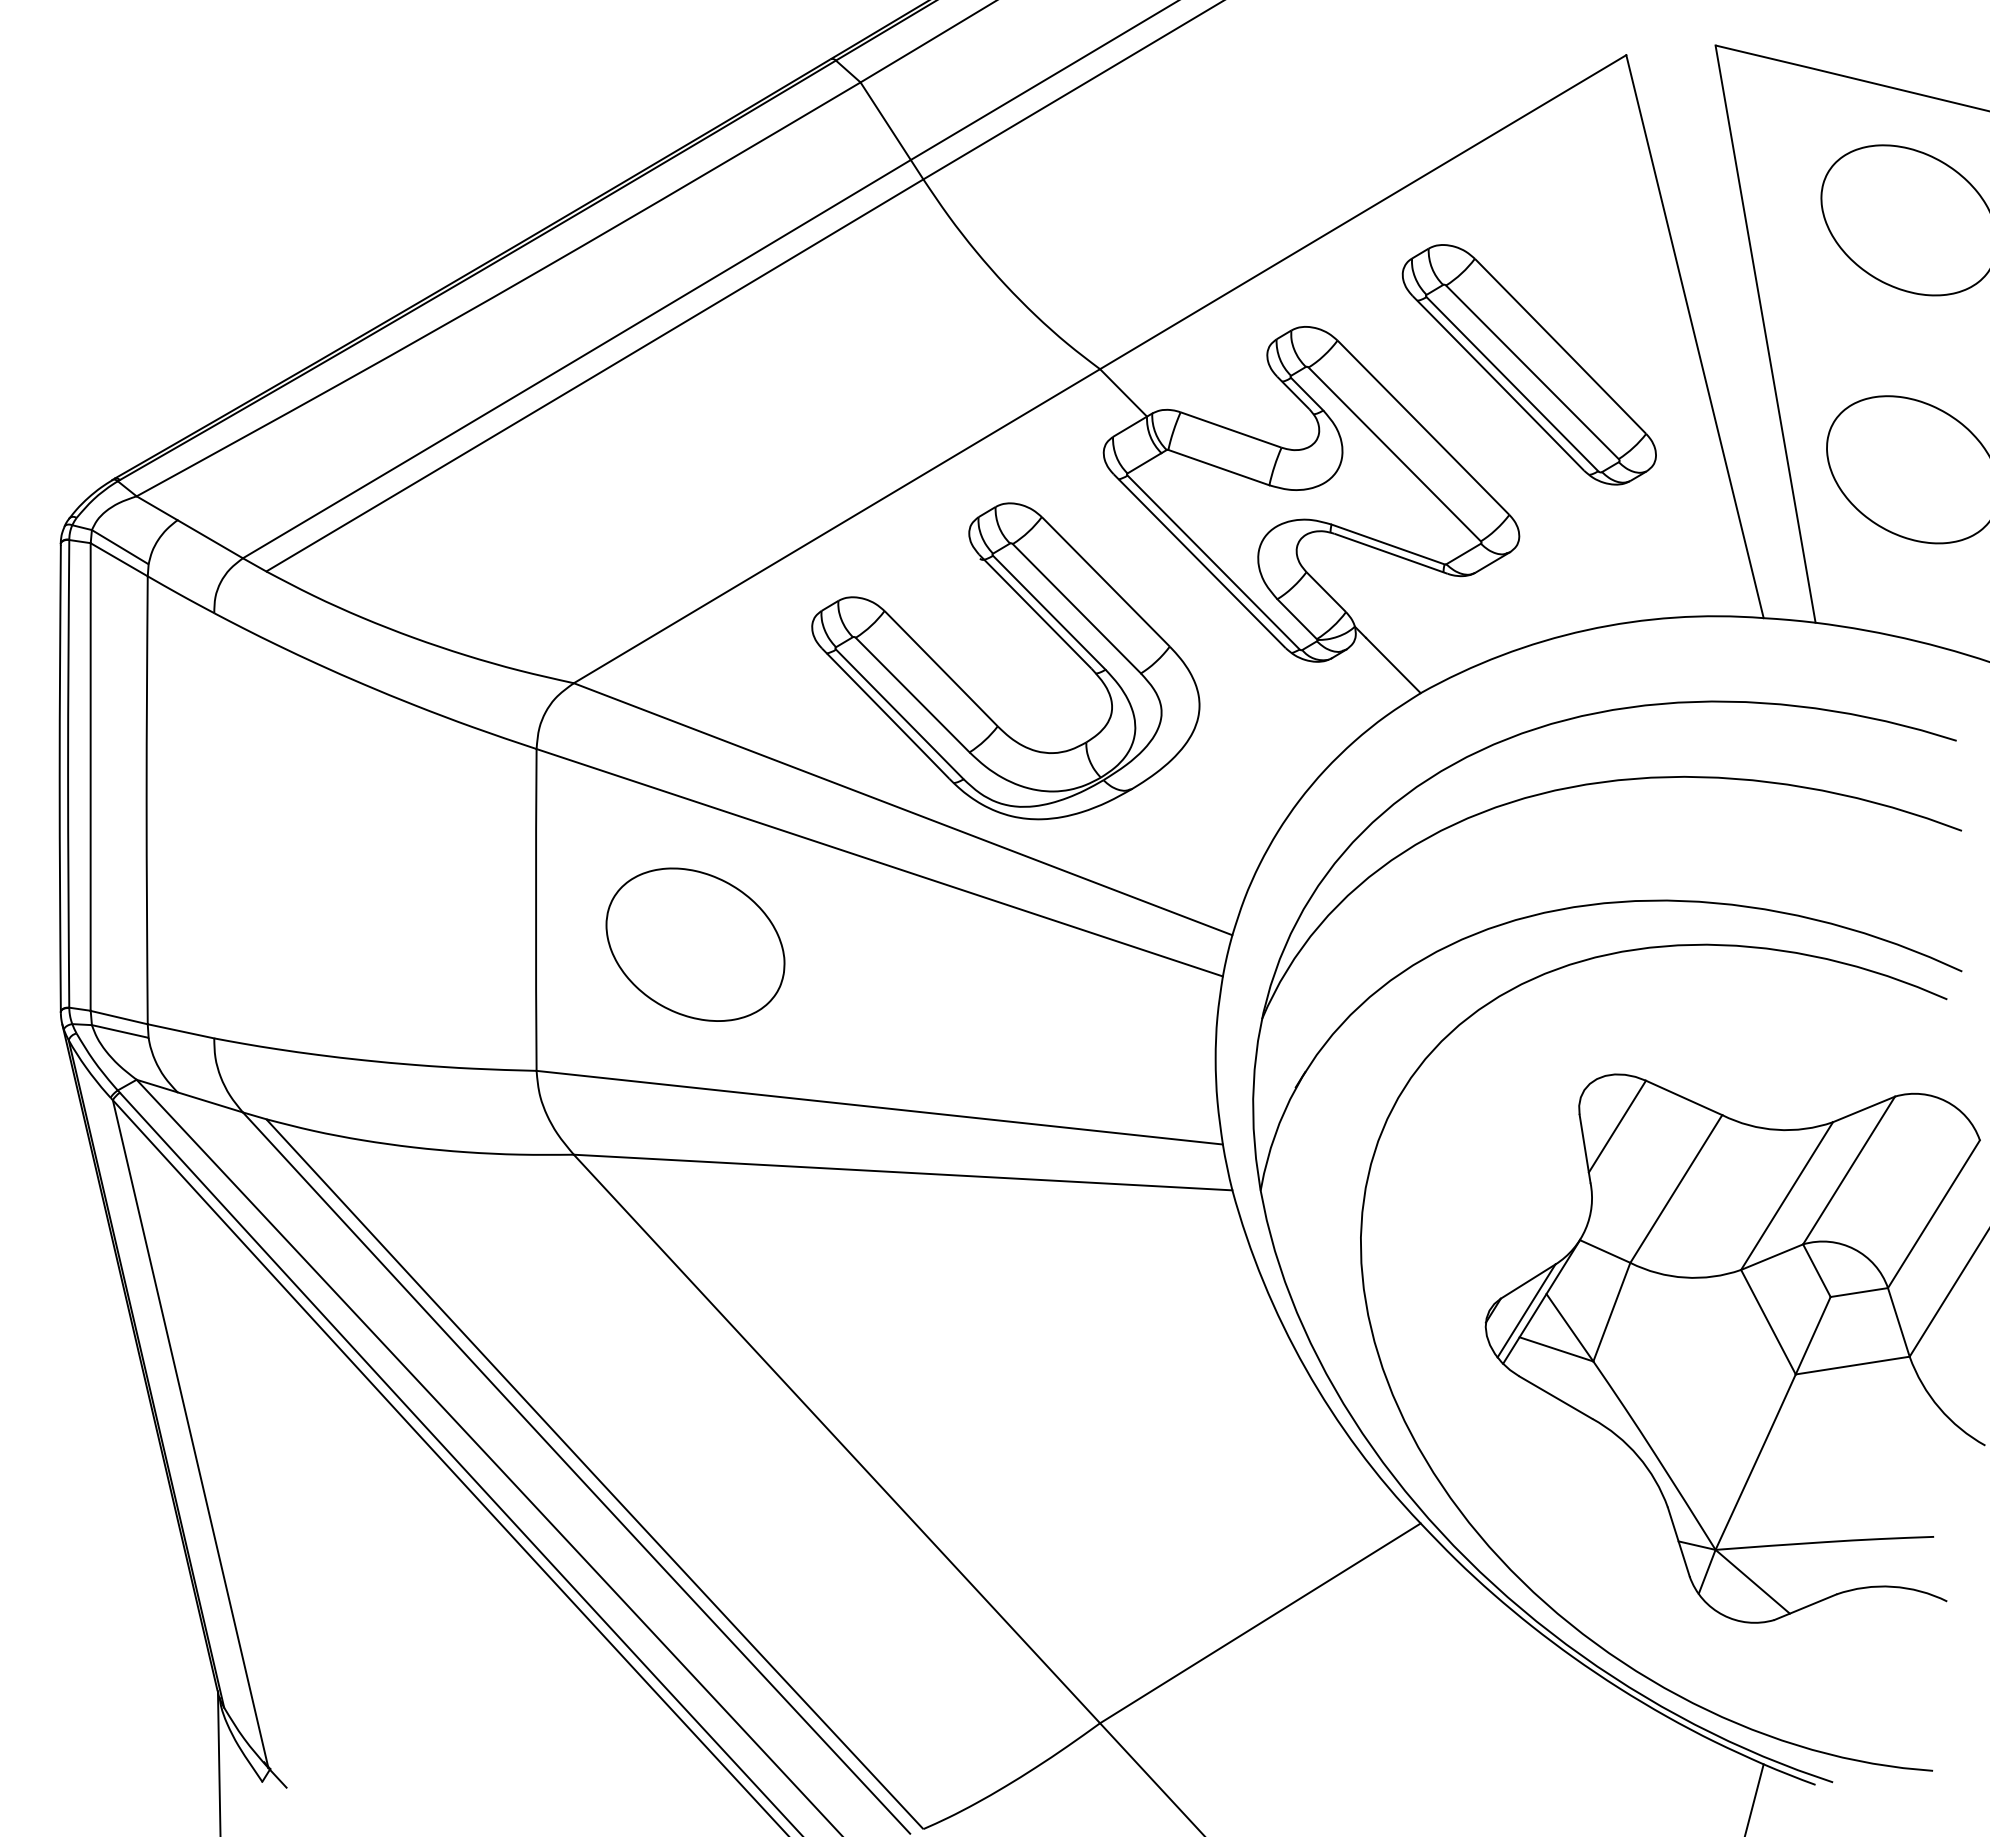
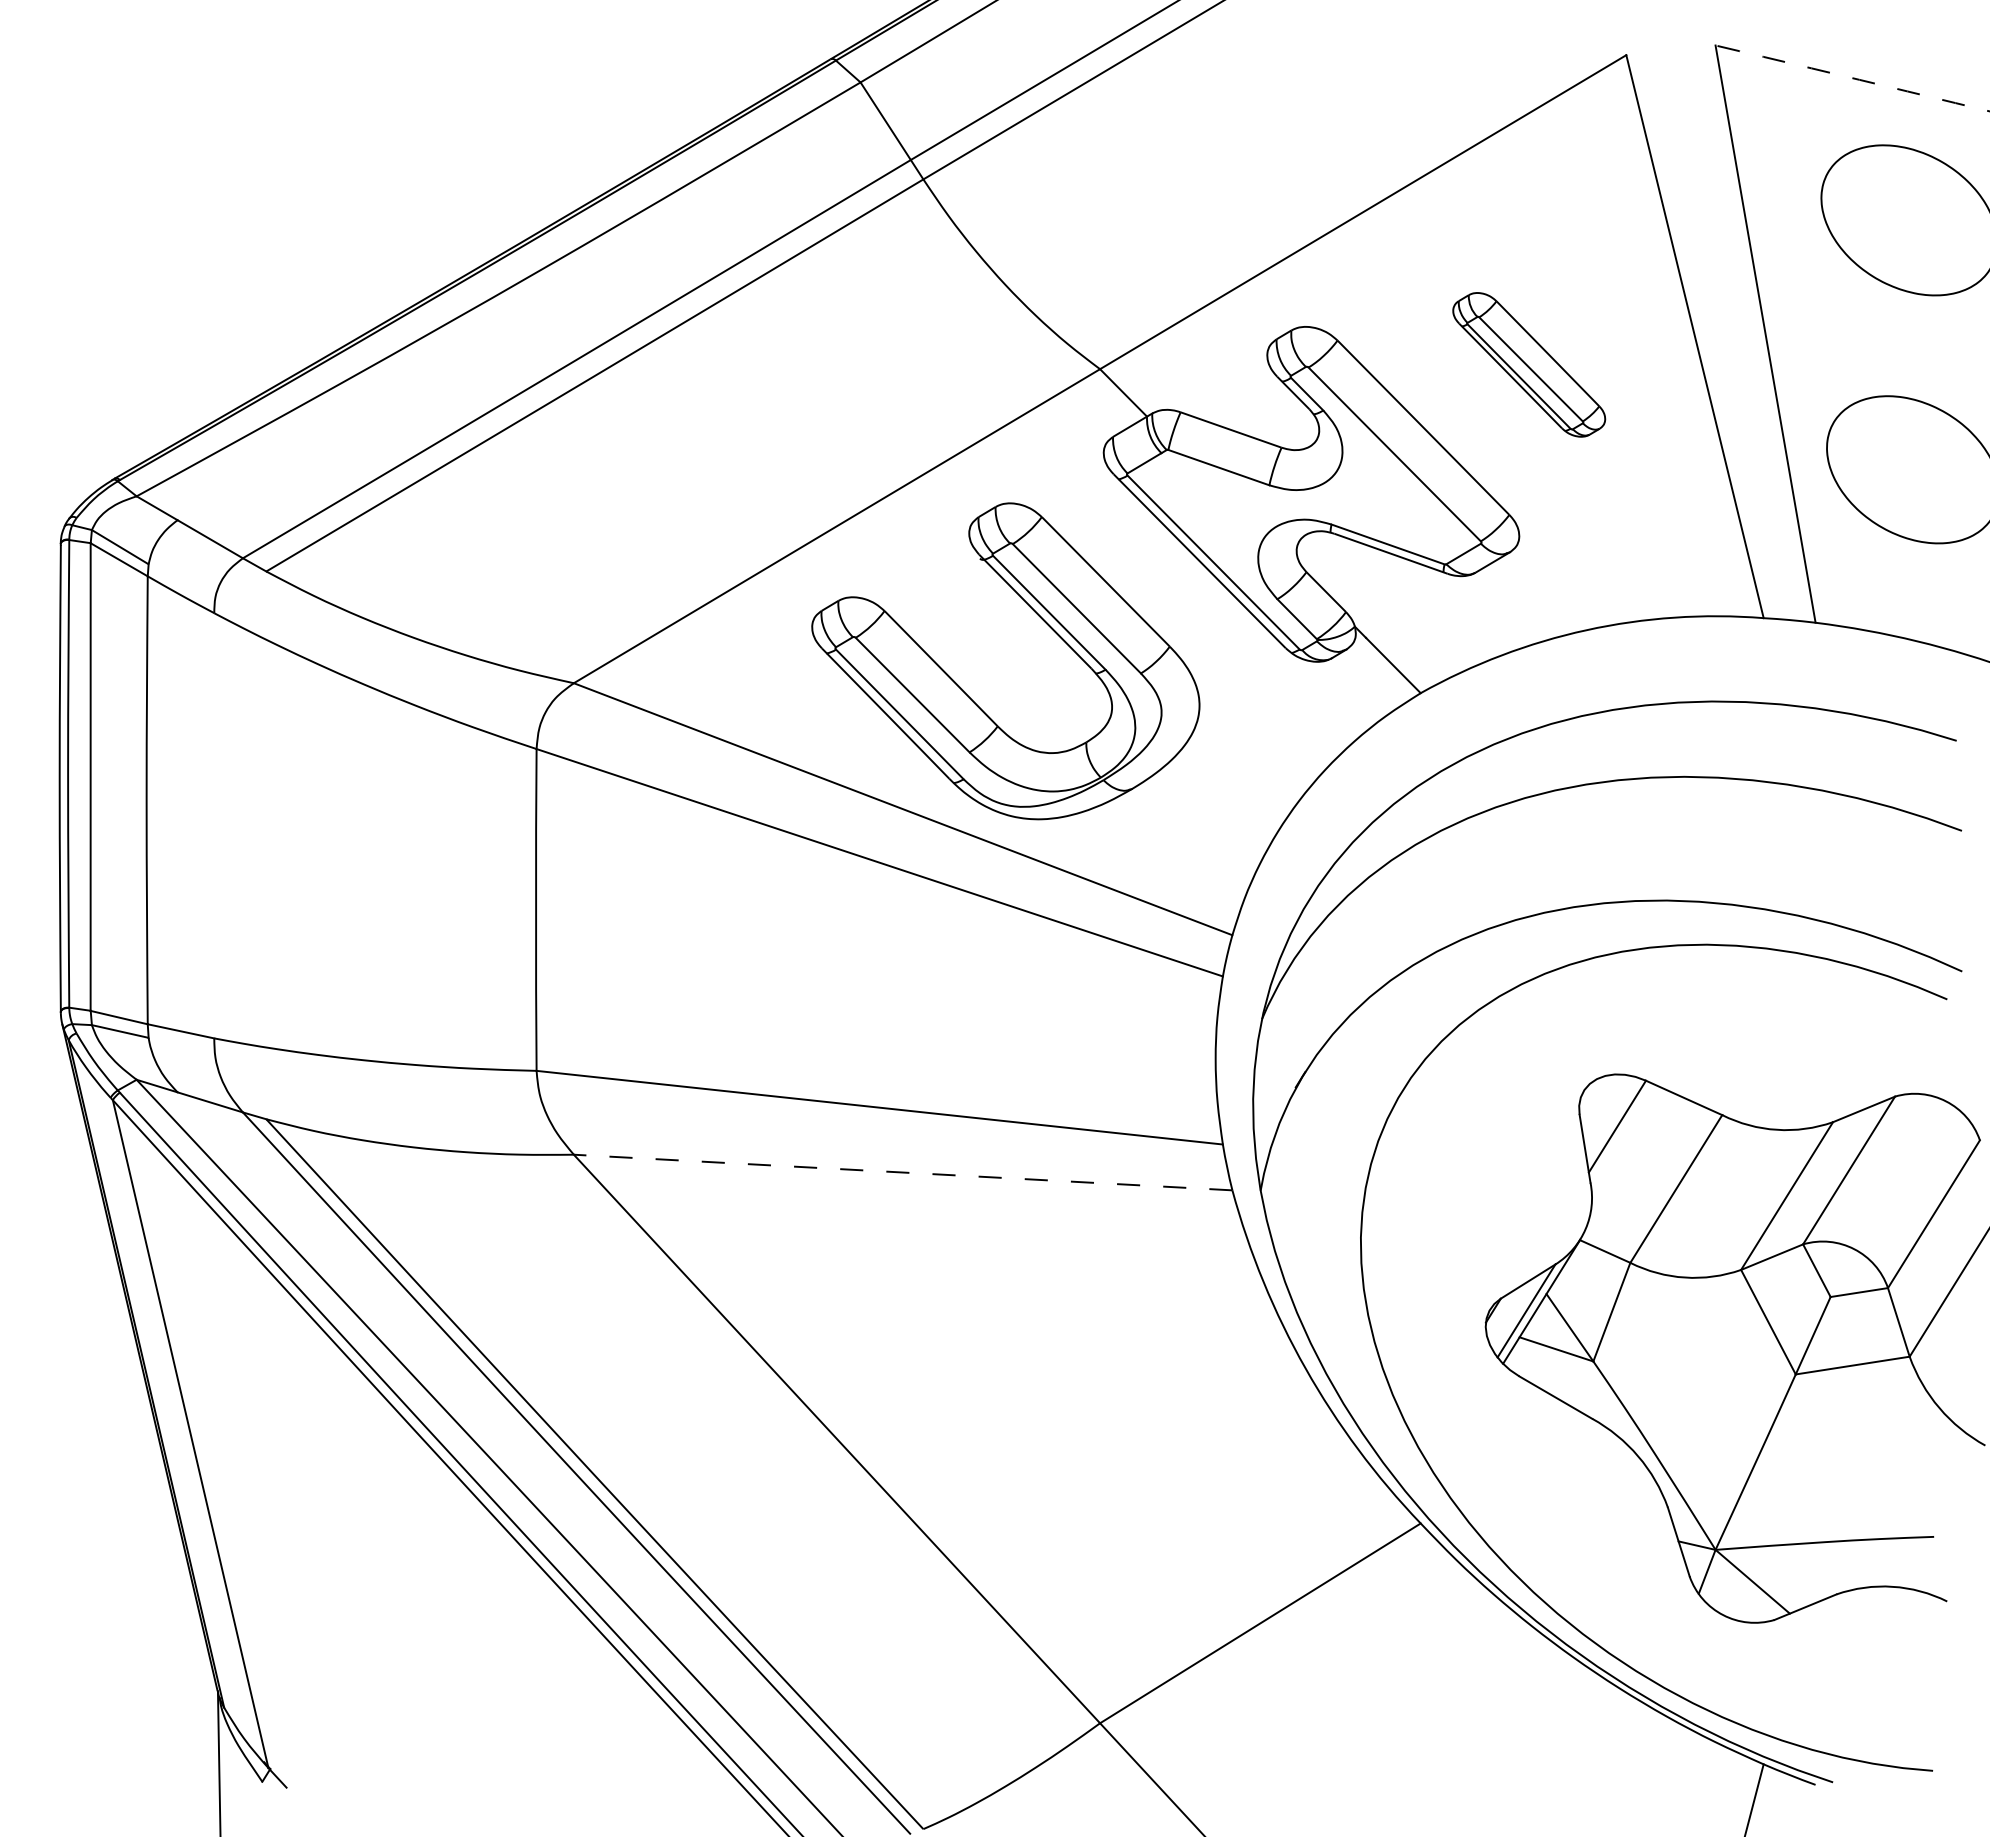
arc: solid -> dashed (1852, 78)
part size: 256x242 px -> 155x146 px (1529, 364)
part: present -> none (695, 944)
line: solid -> dashed (903, 1172)
